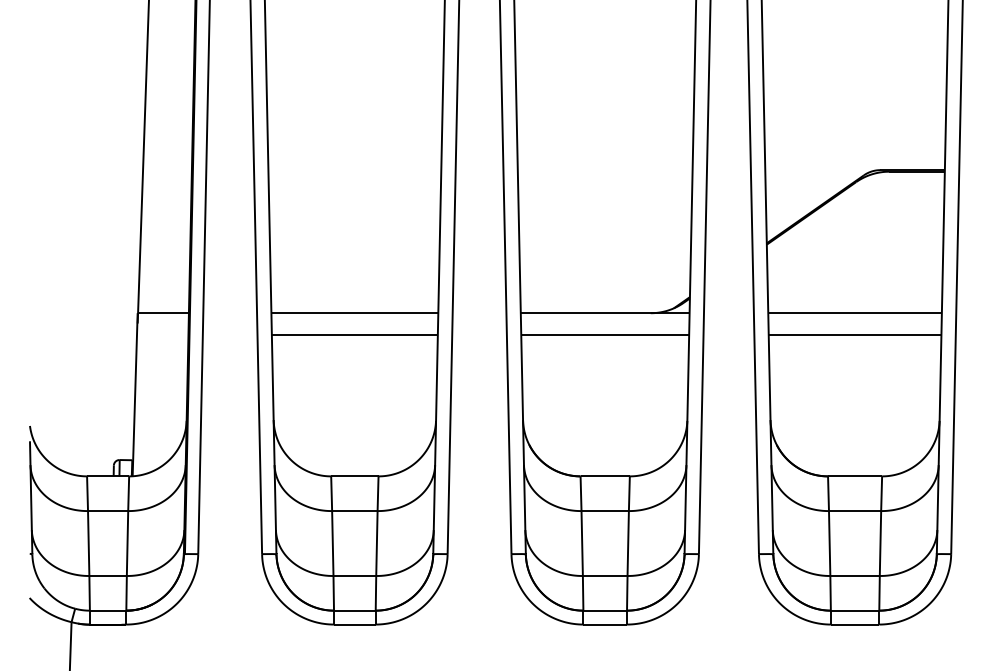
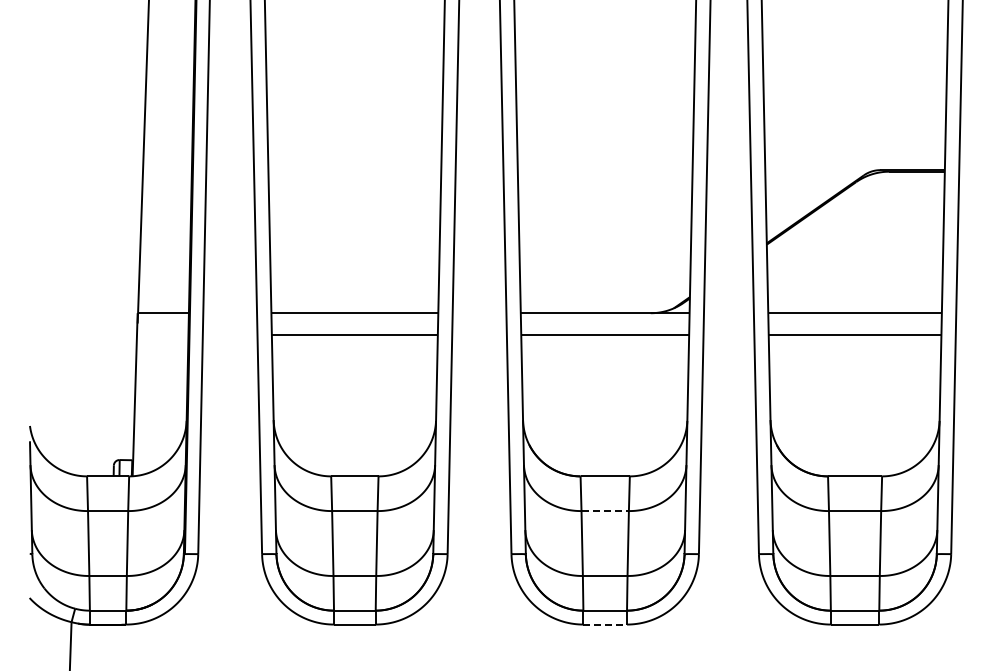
line: solid -> dashed (605, 511)
line: solid -> dashed (605, 624)
